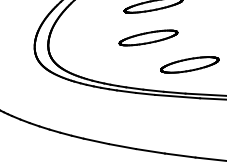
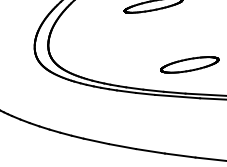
part: present -> none (148, 37)
